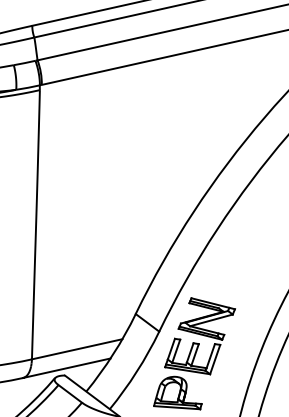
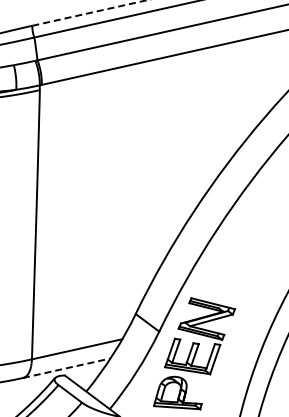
line: solid -> dashed (89, 12)
line: solid -> dashed (66, 368)
